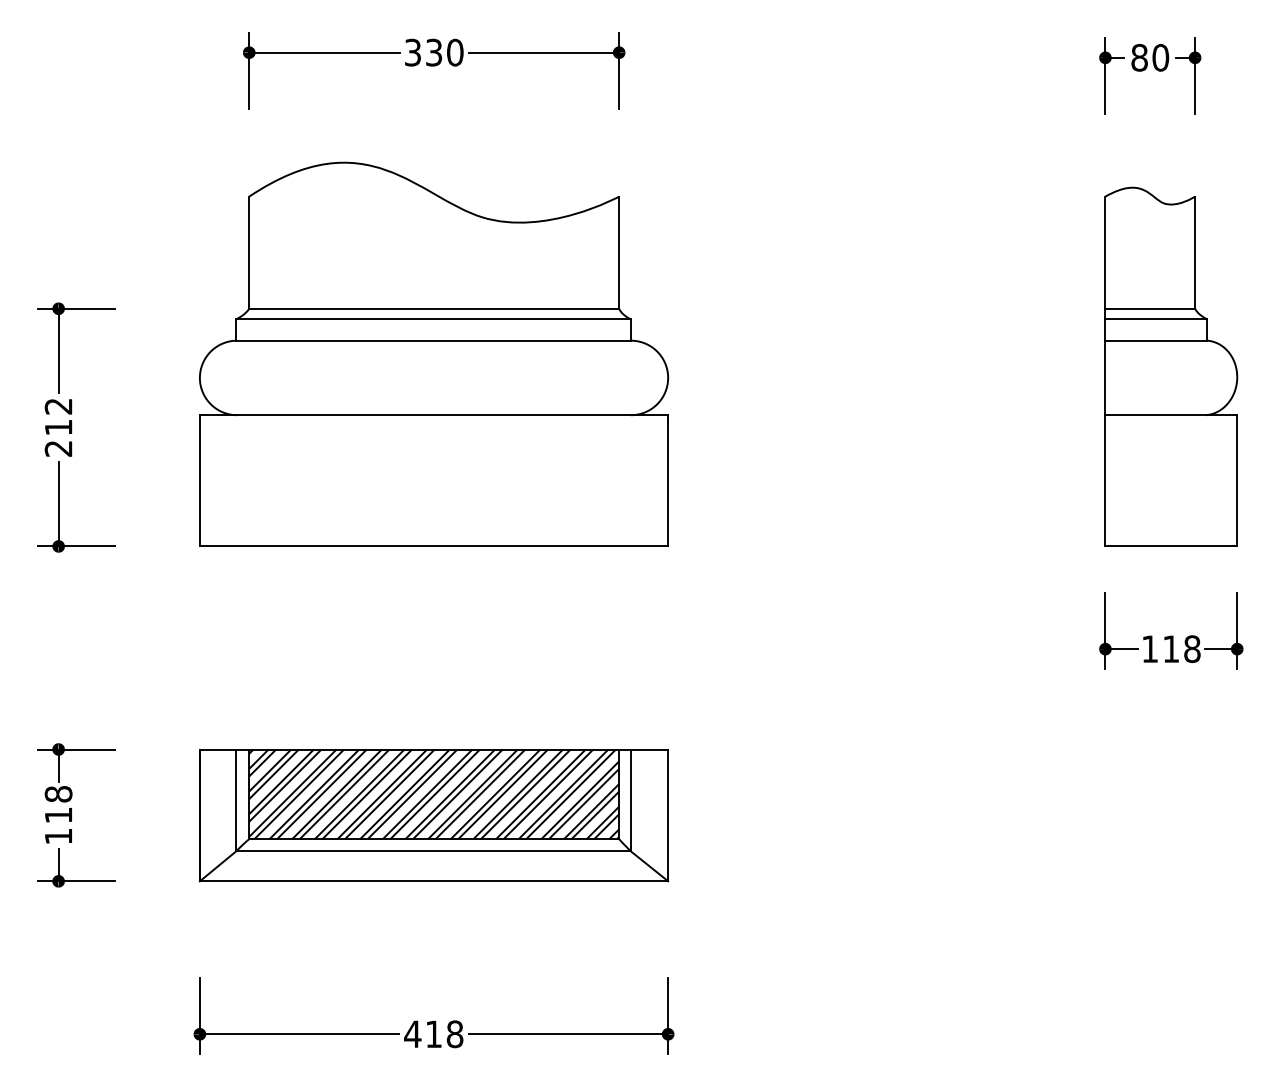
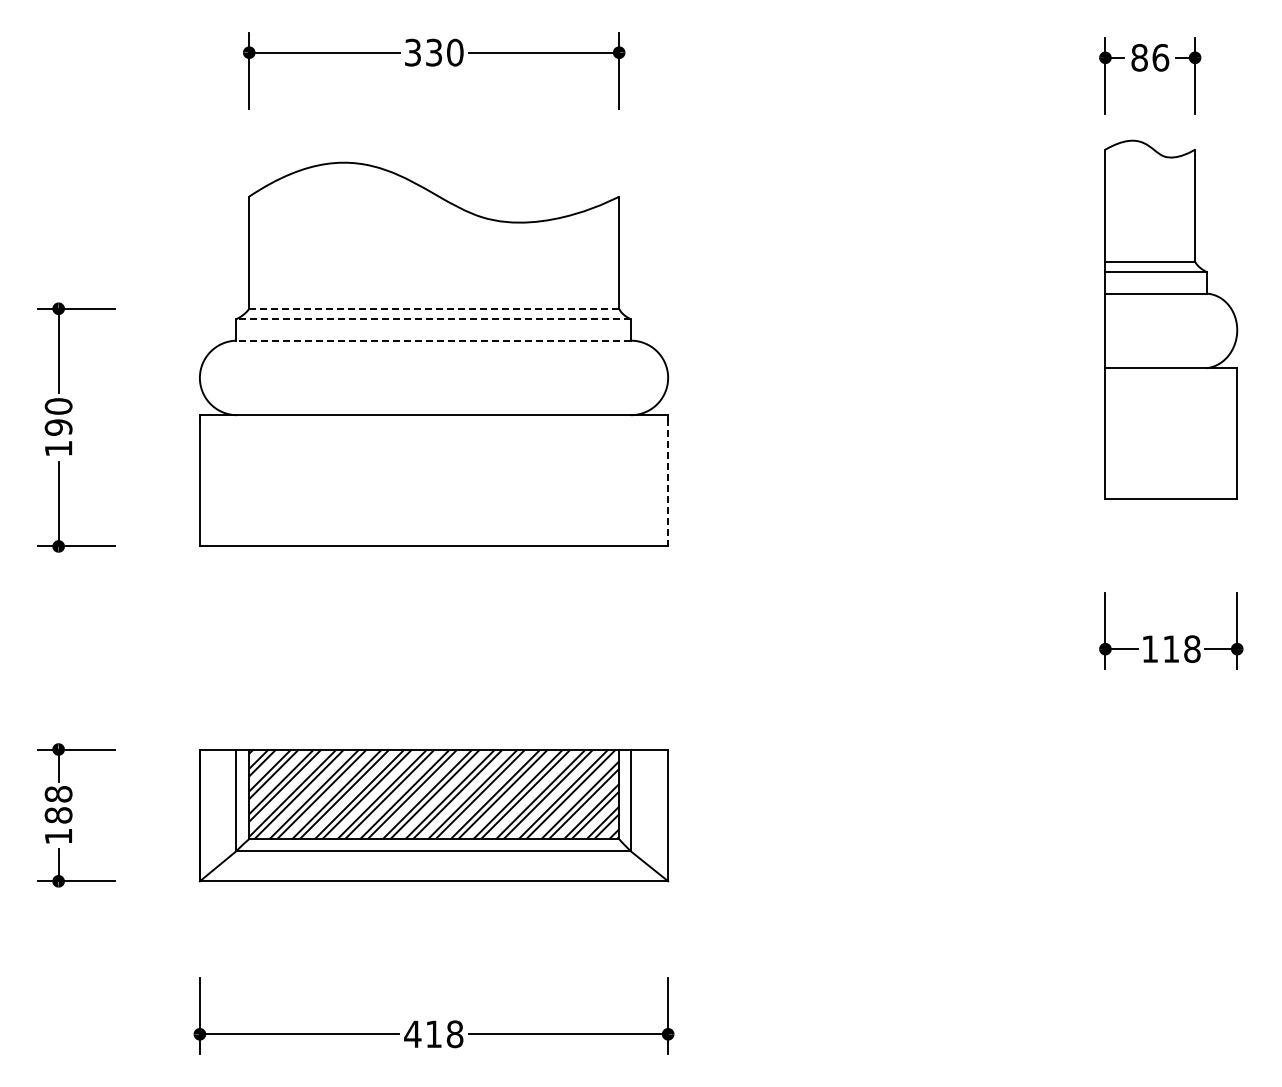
text: 80 -> 86 (1160, 57)
line: solid -> dashed (434, 308)
line: solid -> dashed (433, 319)
line: solid -> dashed (433, 340)
part position: (1171, 366) -> (1171, 319) (1171, 319)
text: 212 -> 190 (58, 427)
line: solid -> dashed (668, 482)
text: 118 -> 188 (58, 815)
